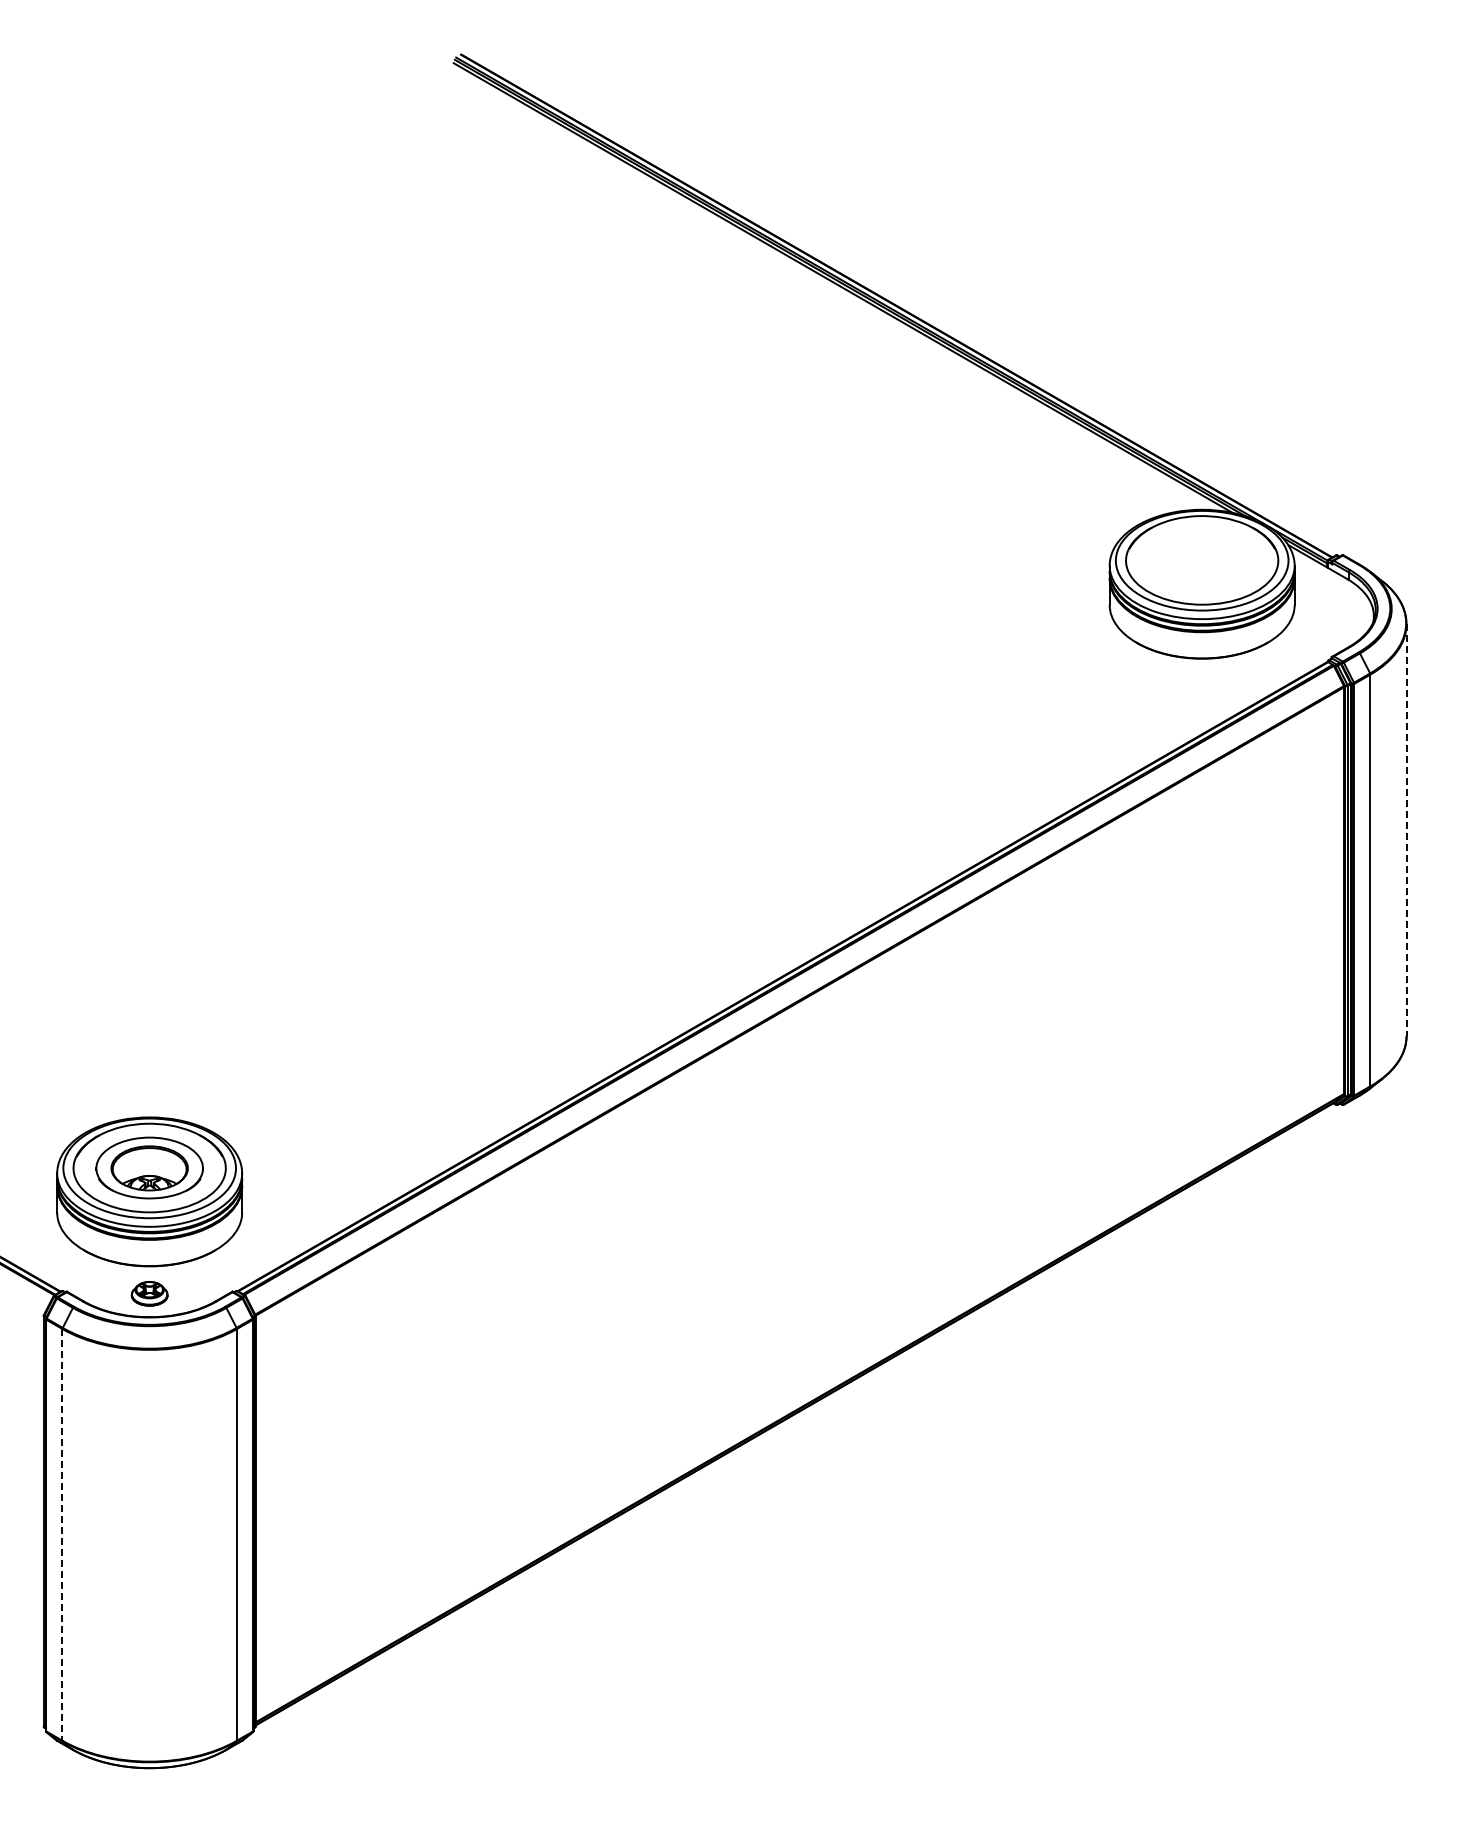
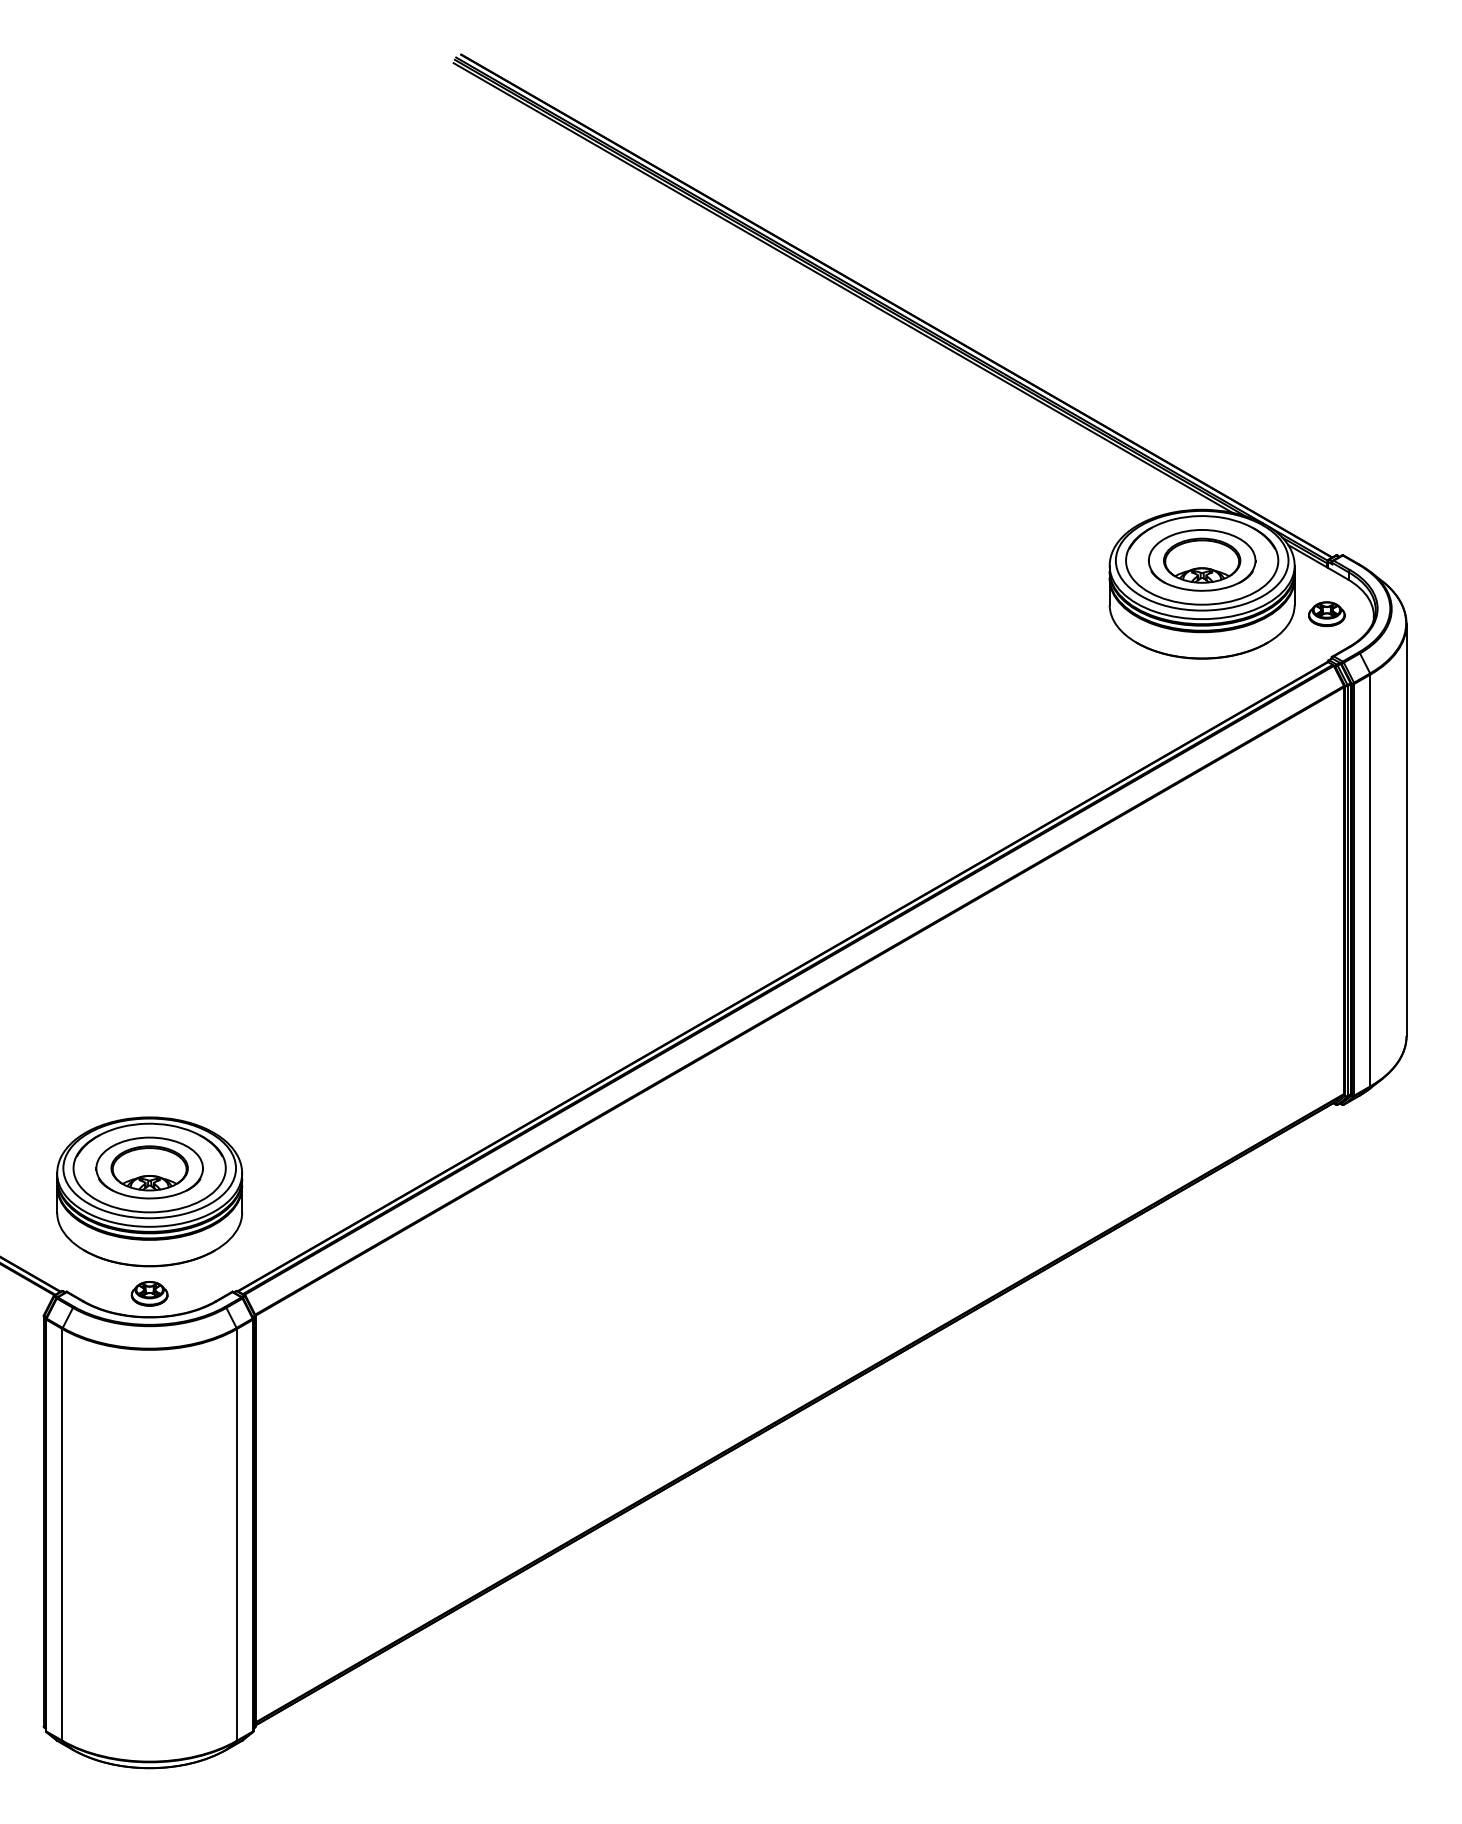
part: none -> present (1201, 560)
part: none -> present (1326, 614)
line: dashed -> solid (1406, 830)
line: dashed -> solid (62, 1534)
